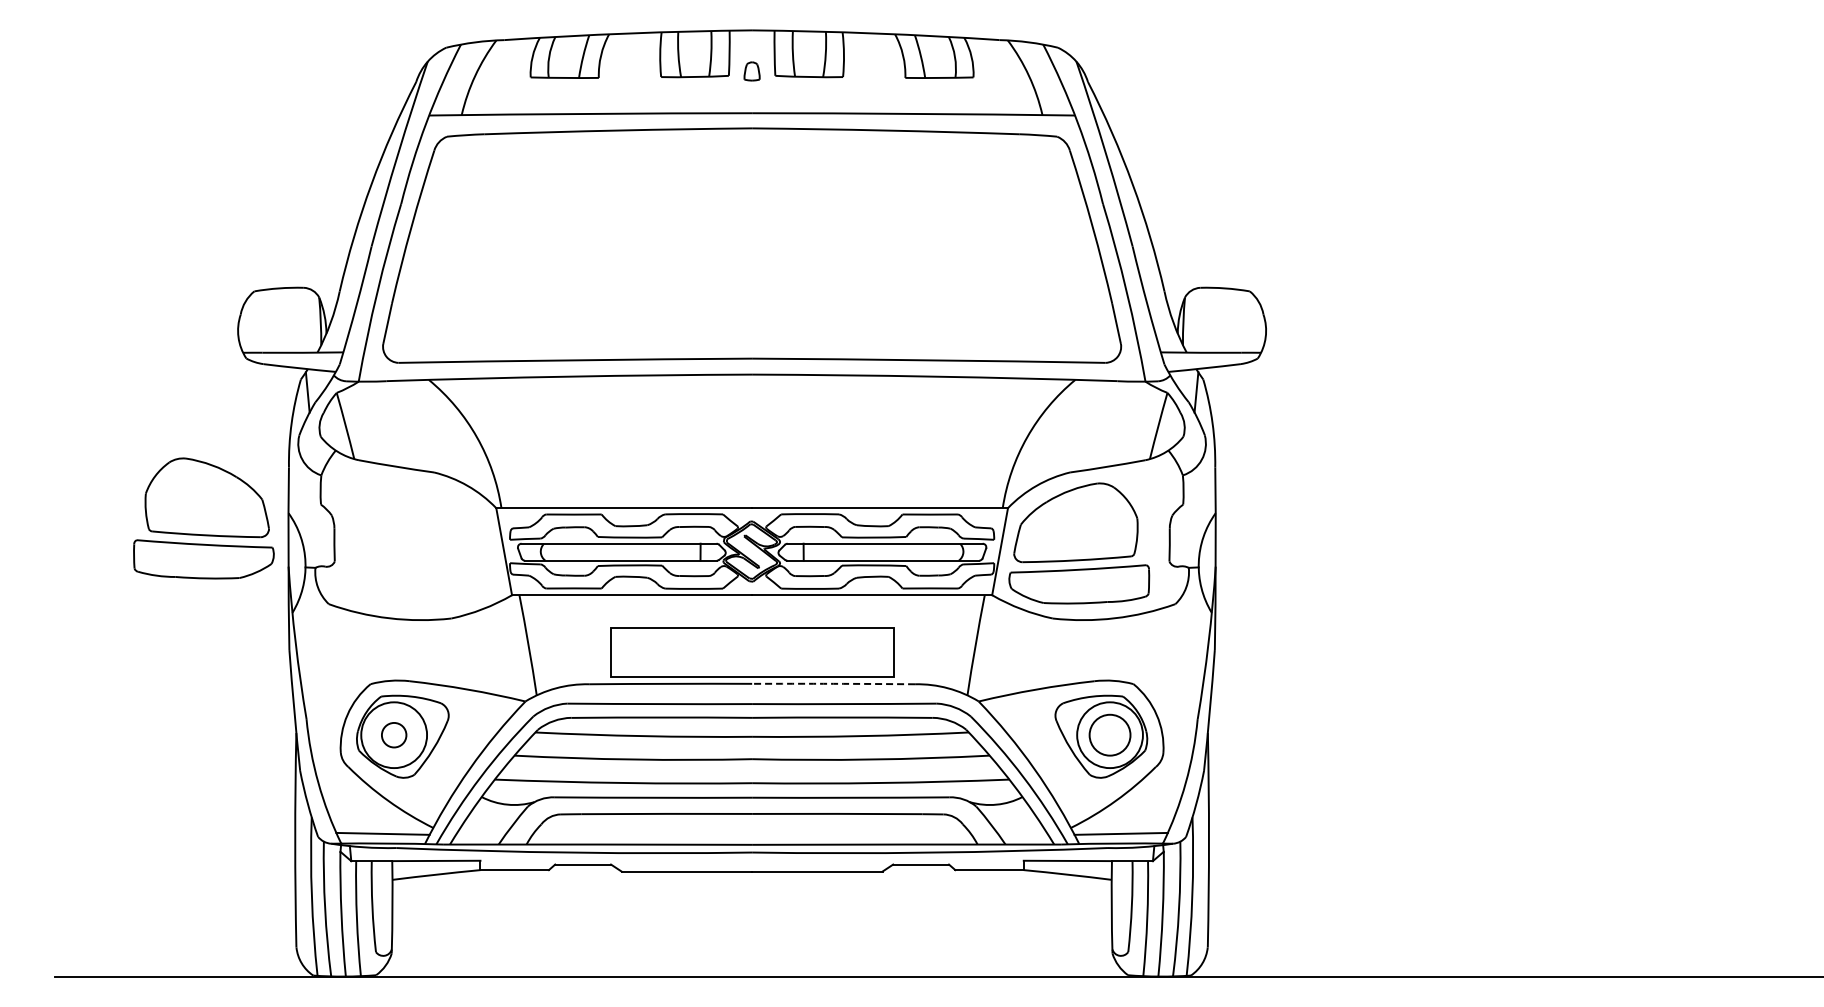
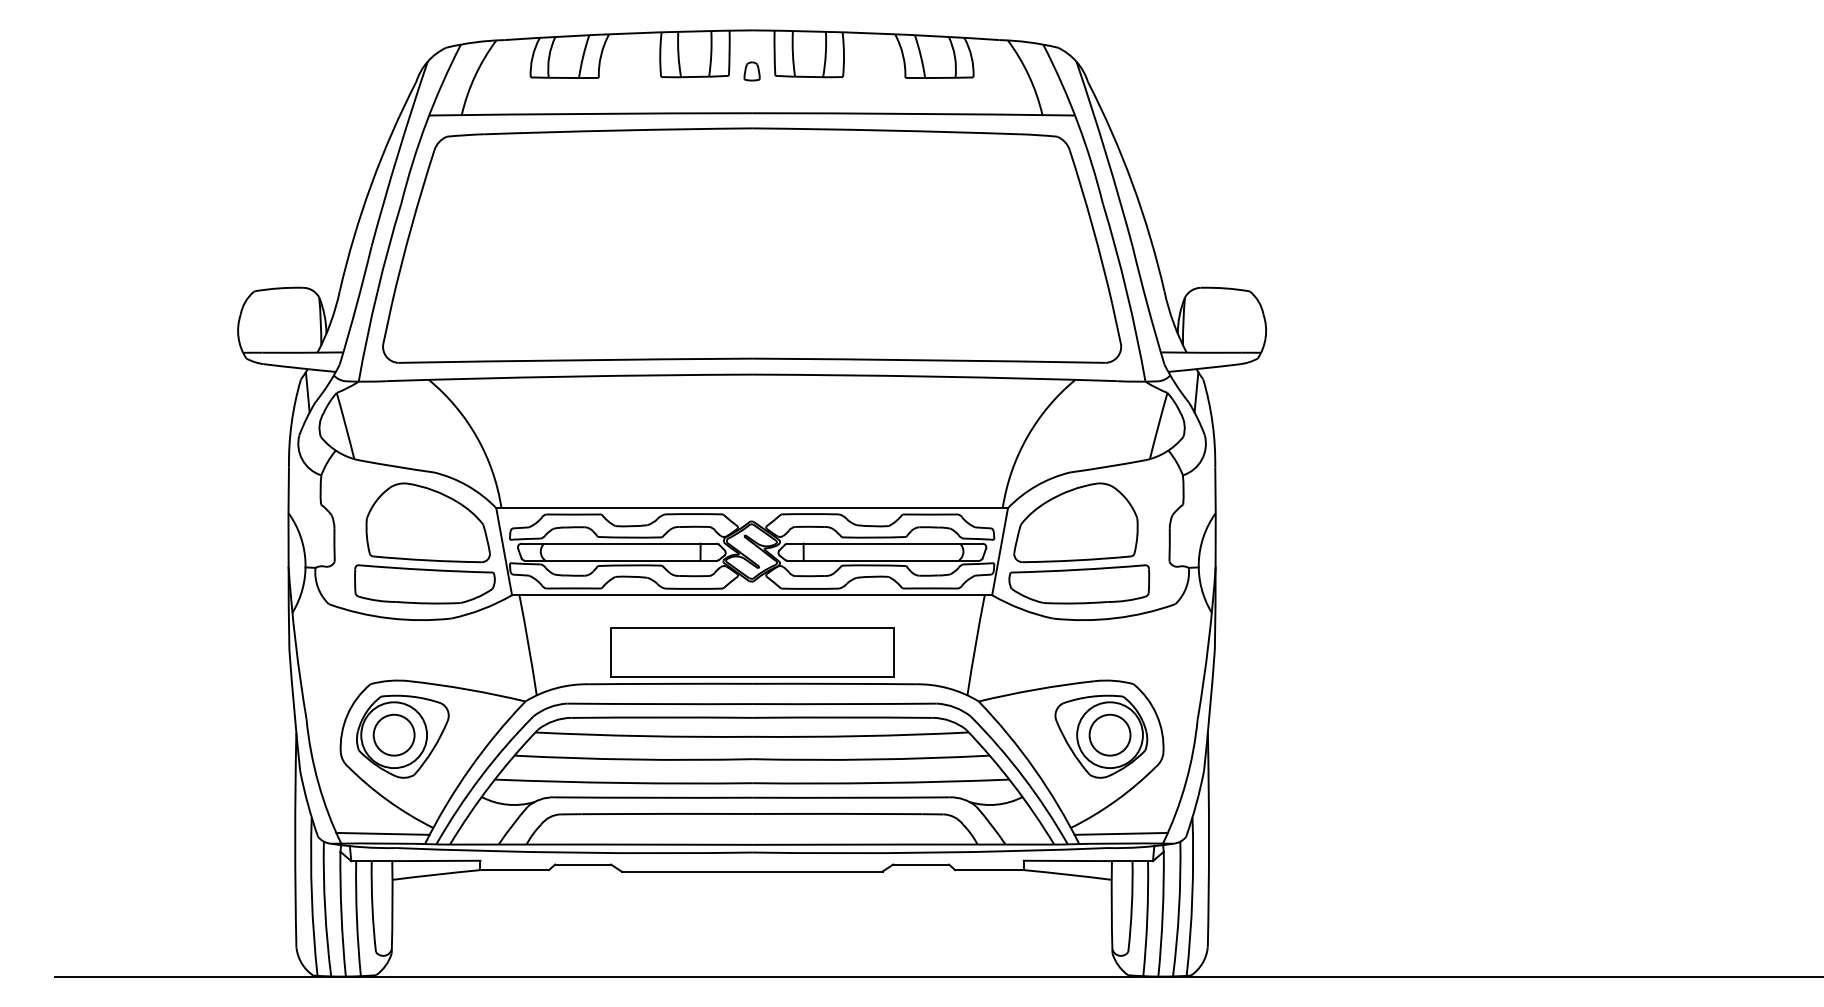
part position: (203, 518) -> (424, 543) (424, 543)
arc: dashed -> solid (833, 683)
circle diameter: 25 px -> 41 px (393, 734)
